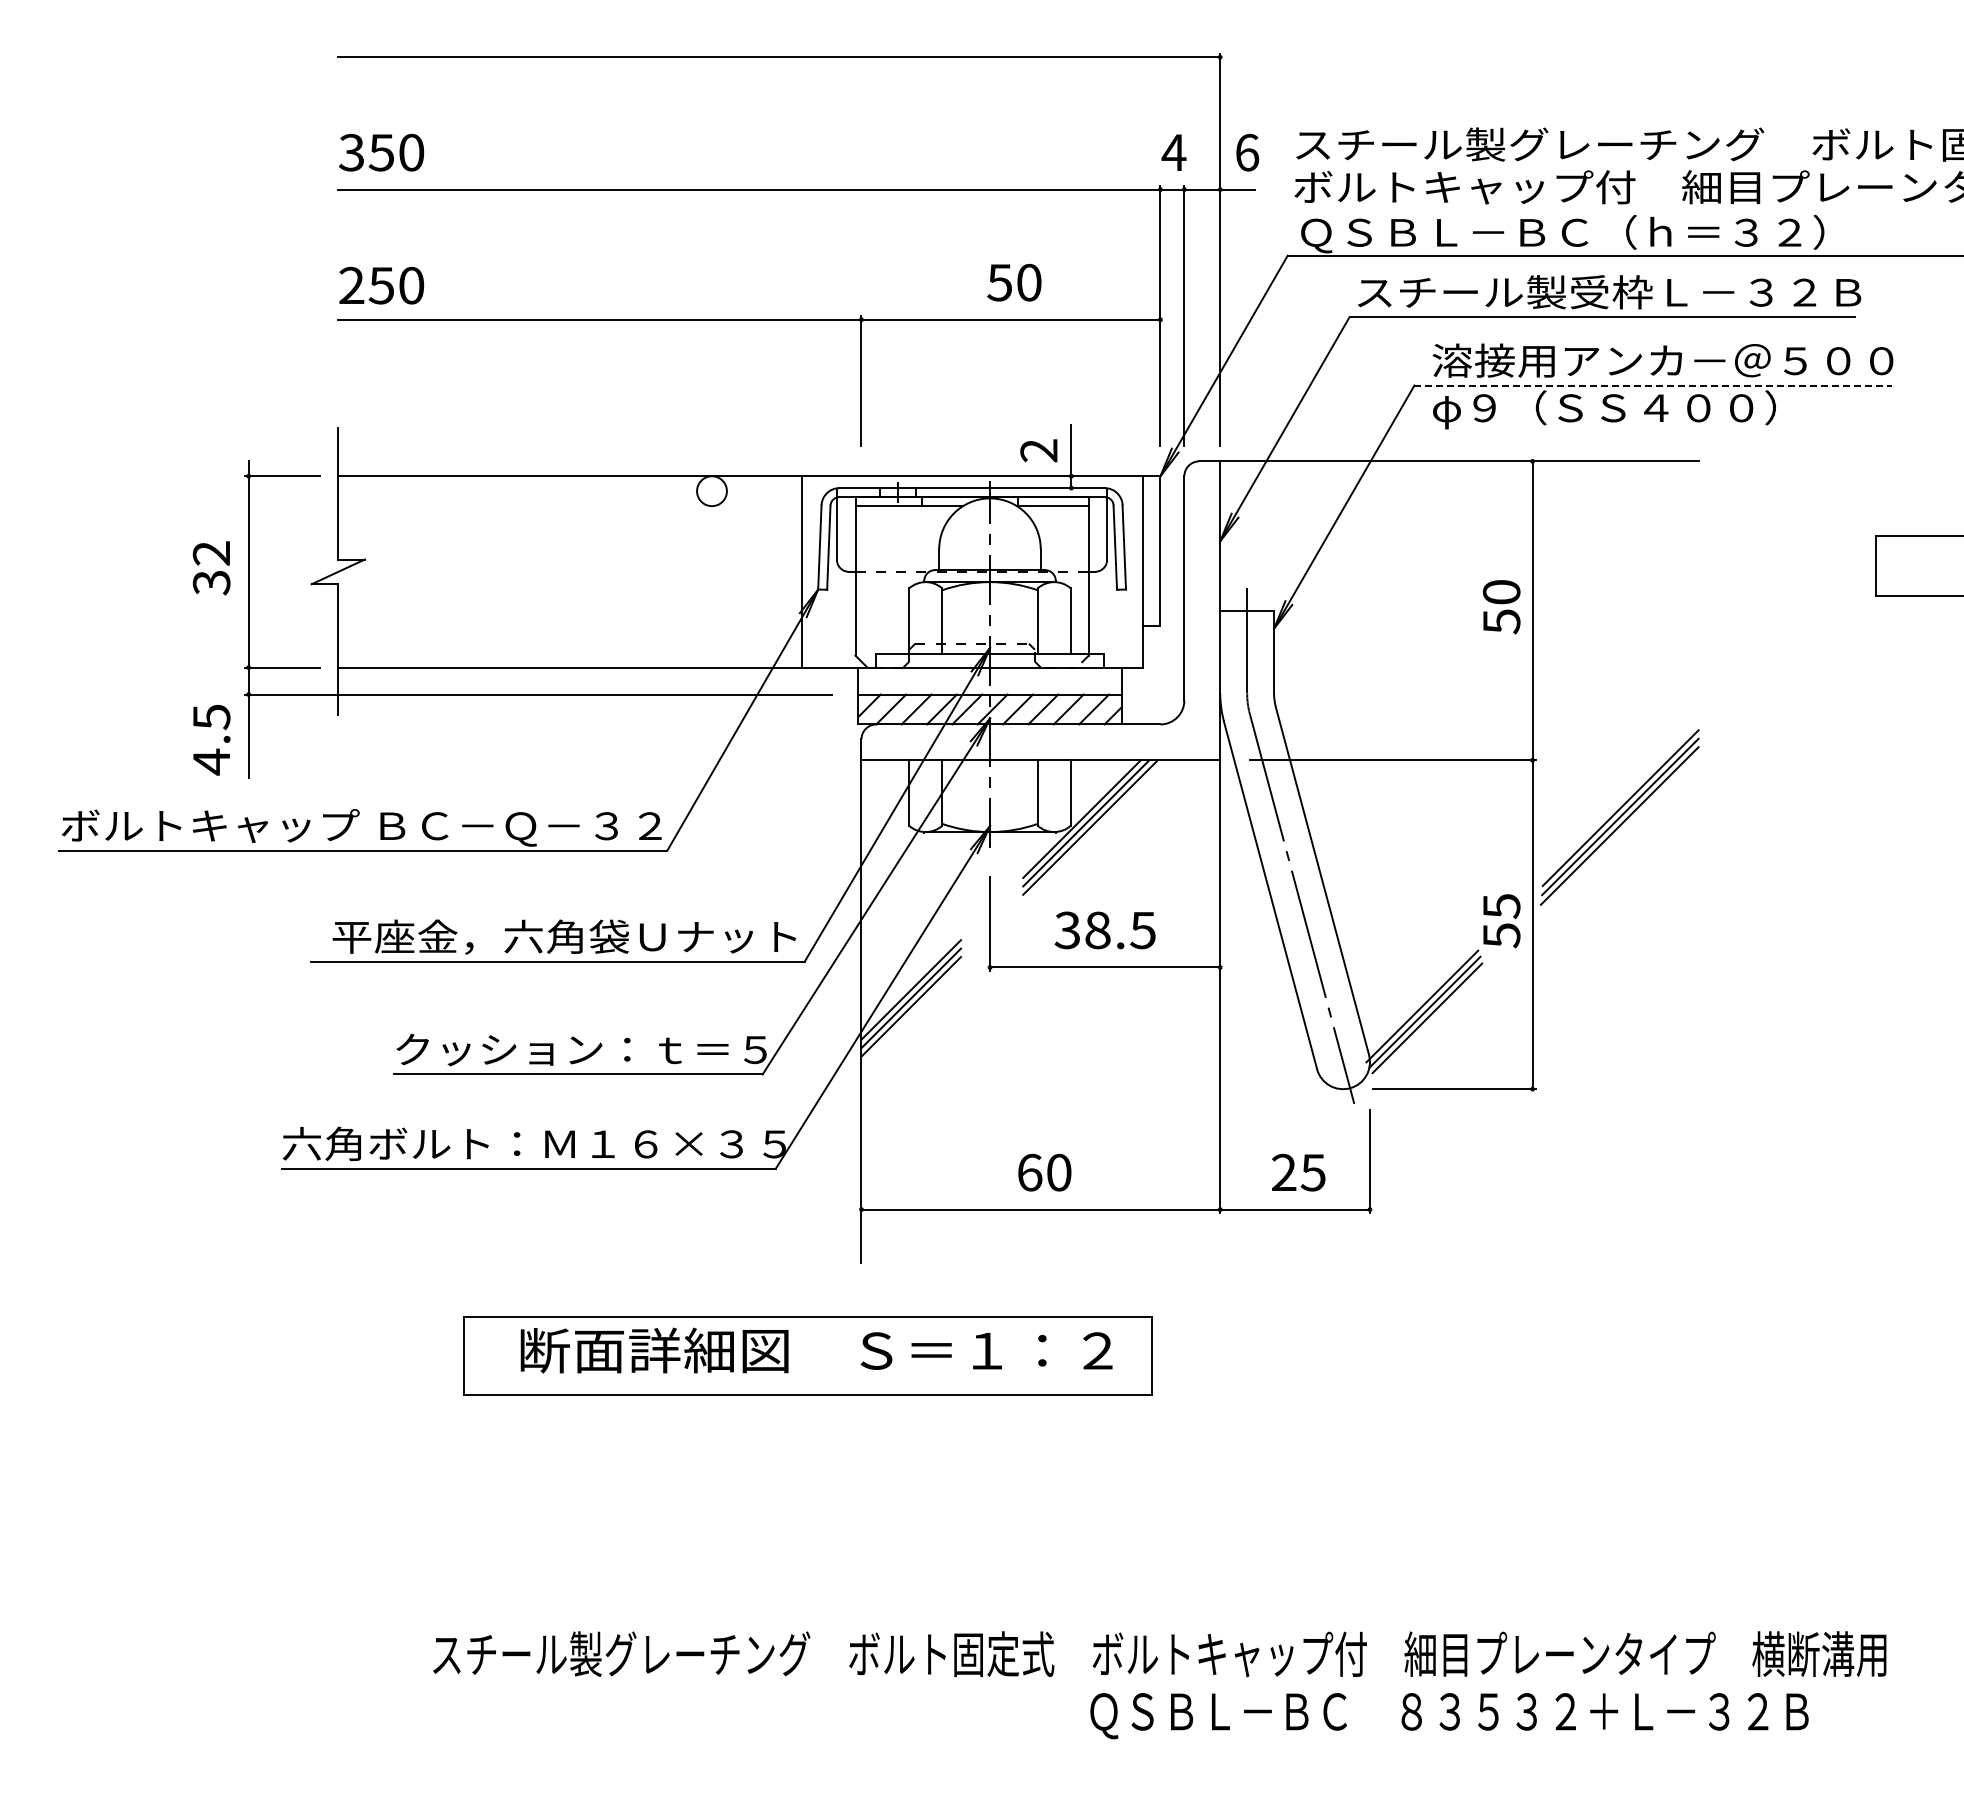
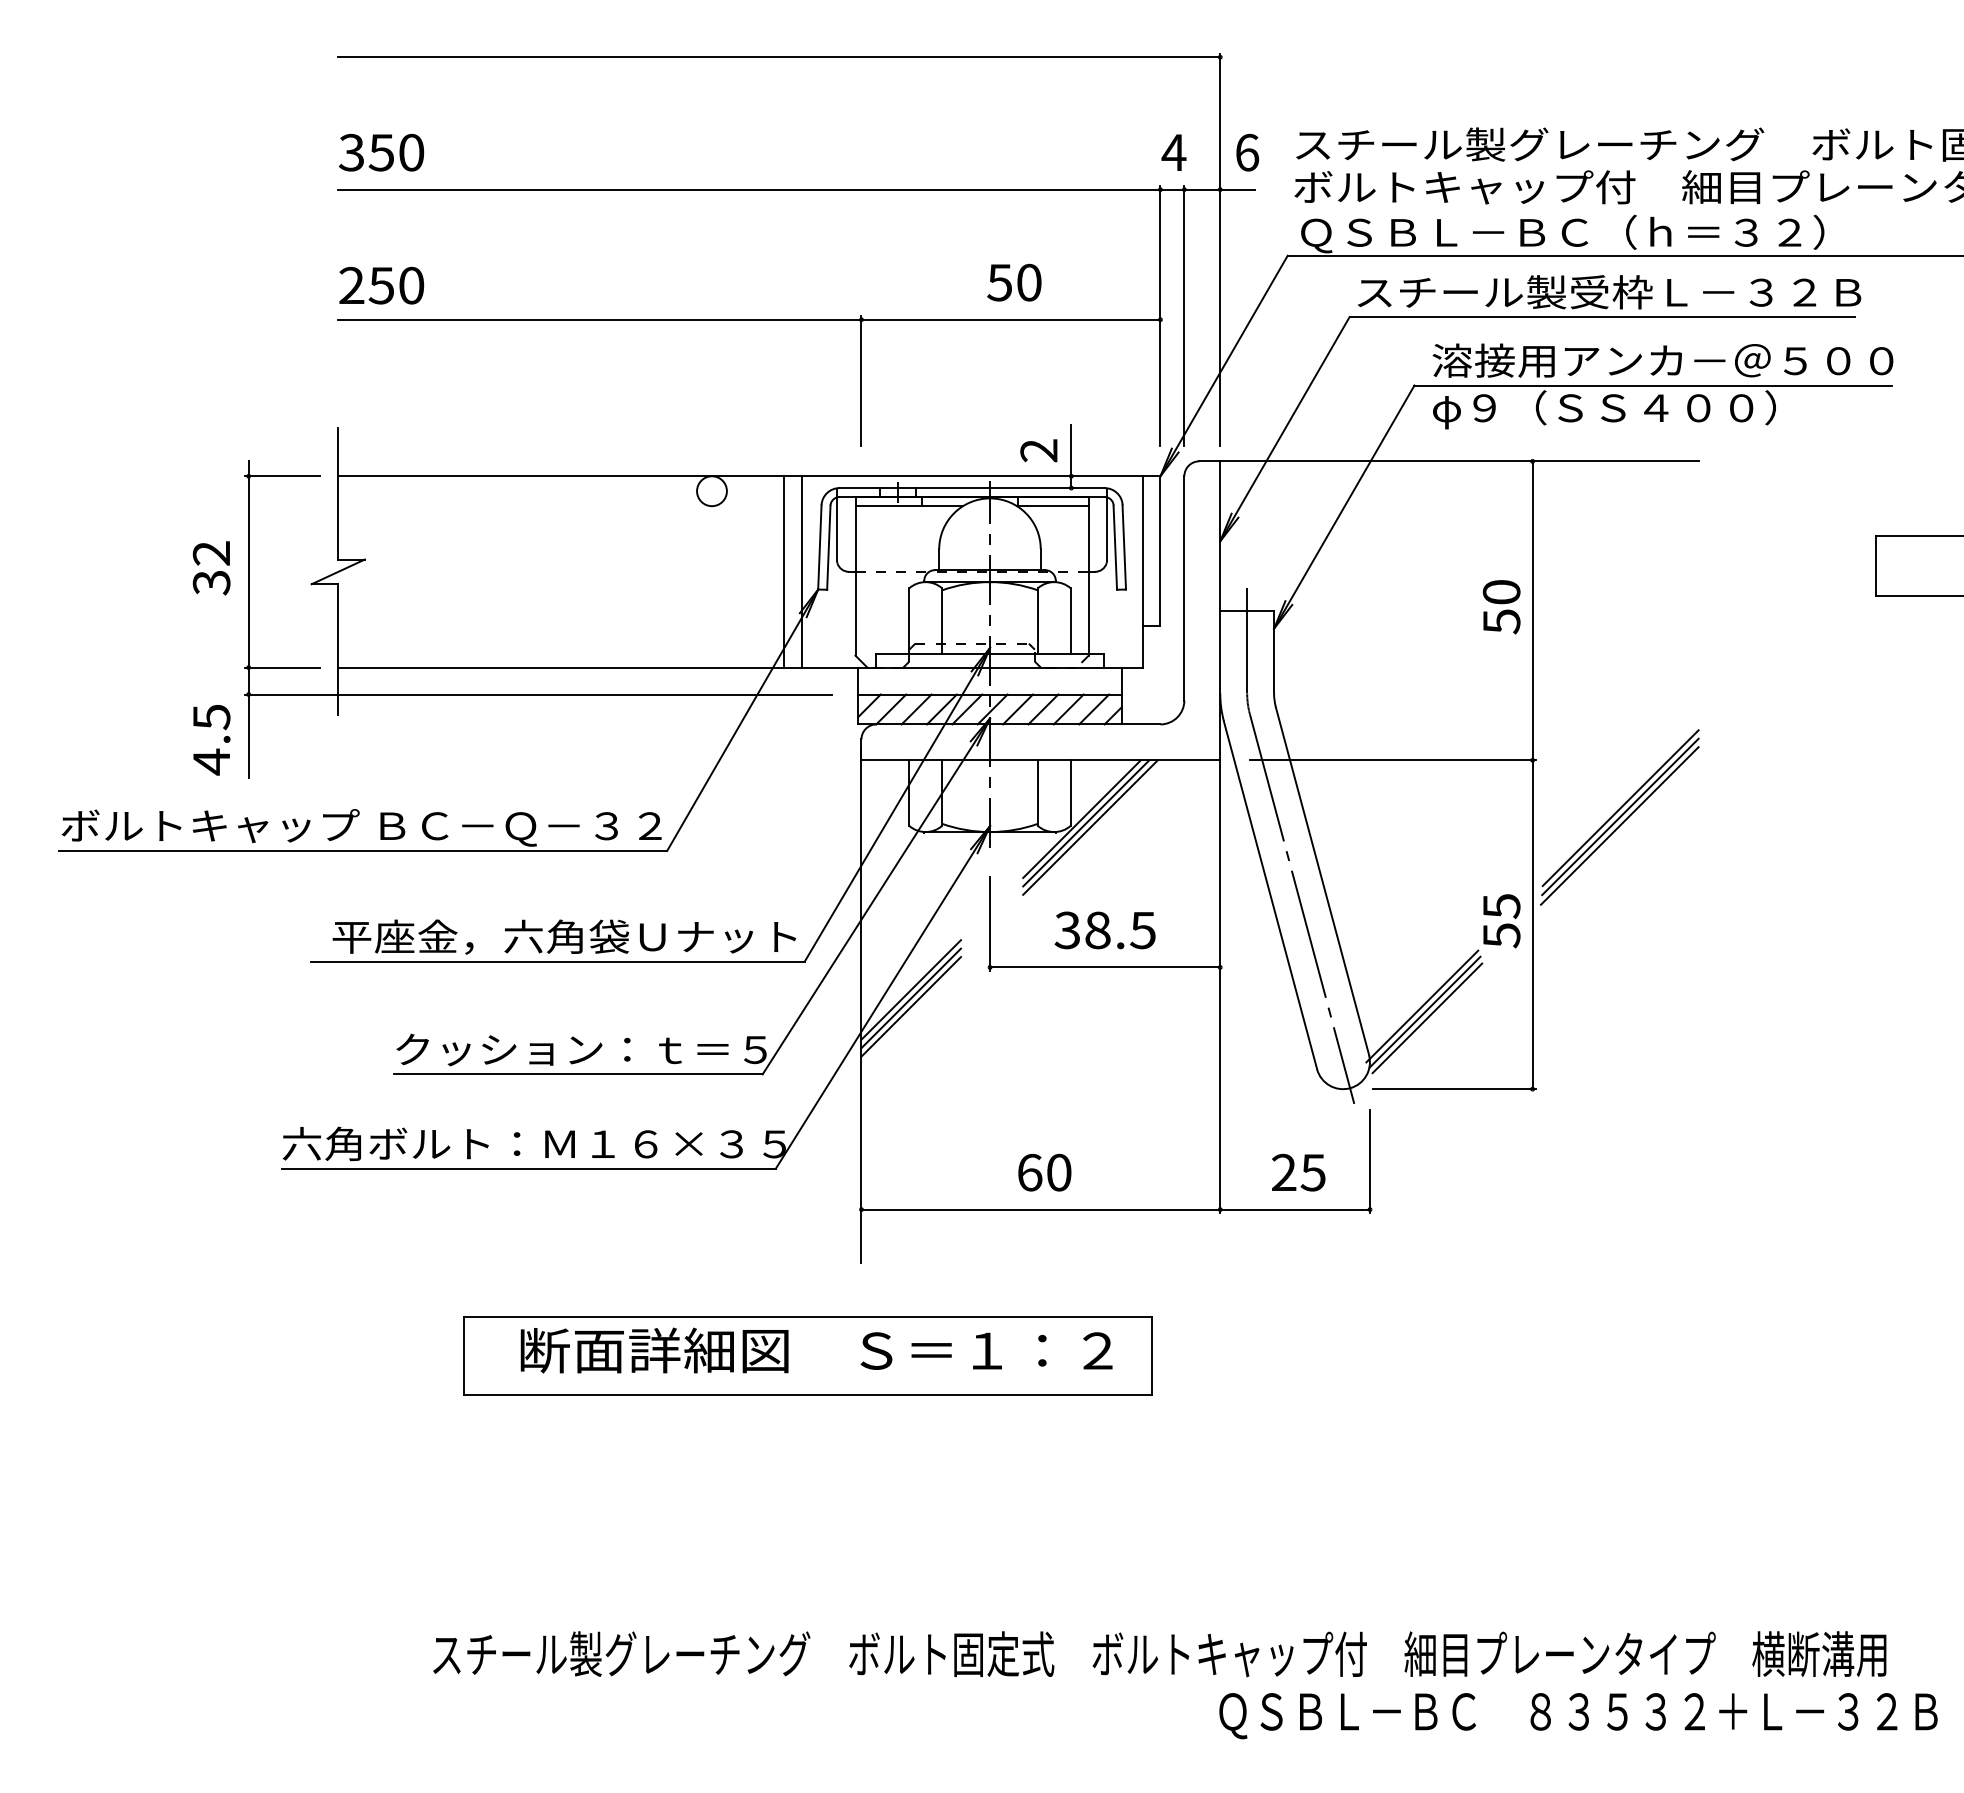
line: dashed -> solid (1653, 385)
line: none -> present (783, 571)
text position: (1449, 1716) -> (1578, 1716) (1578, 1716)
